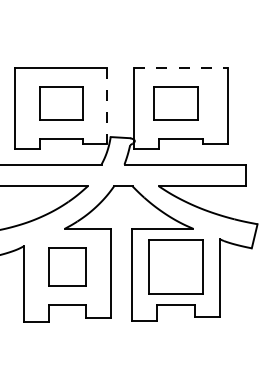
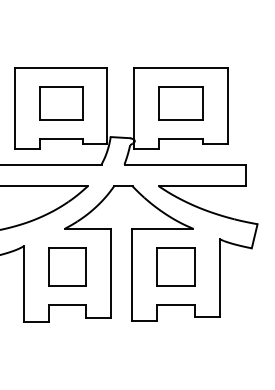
line: dashed -> solid (181, 68)
part position: (175, 103) -> (180, 103) (180, 103)
line: dashed -> solid (107, 106)
part size: 56x56 px -> 40x40 px (175, 266)
